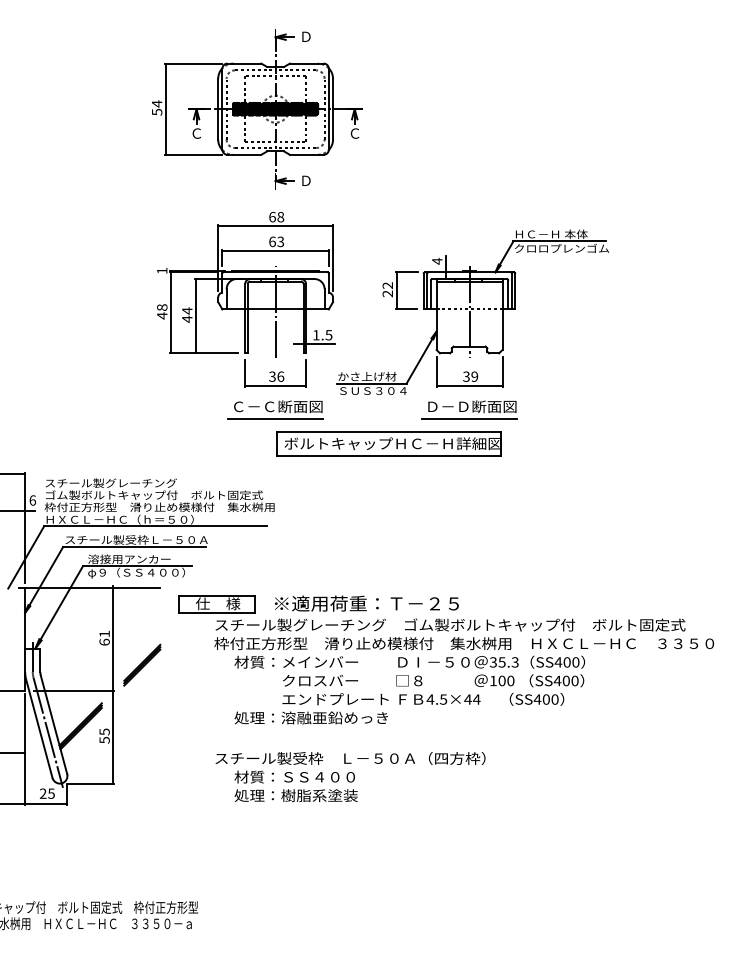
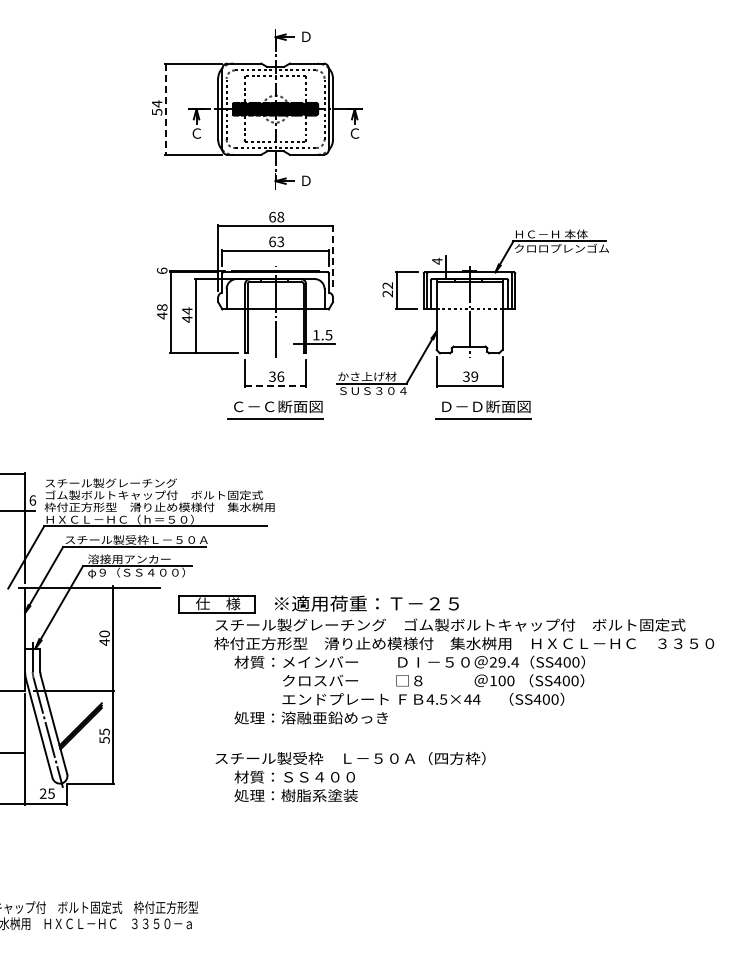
line: solid -> dashed (166, 109)
line: solid -> dashed (333, 258)
text: 1 -> 6 (162, 270)
line: solid -> dashed (276, 385)
part position: (469, 409) -> (483, 409) (483, 409)
part: present -> none (388, 443)
text: 61 -> 40 (104, 638)
text: 35.3 -> 29.4 (504, 662)
part: present -> none (142, 664)
